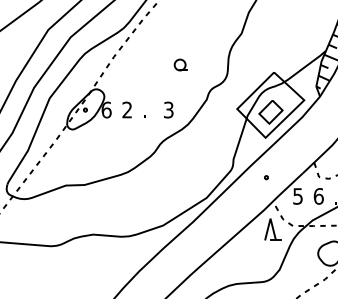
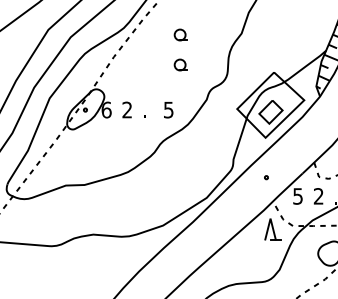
part: none -> present (180, 34)
text: 3 -> 5 (168, 109)
text: 6 -> 2 (318, 196)
